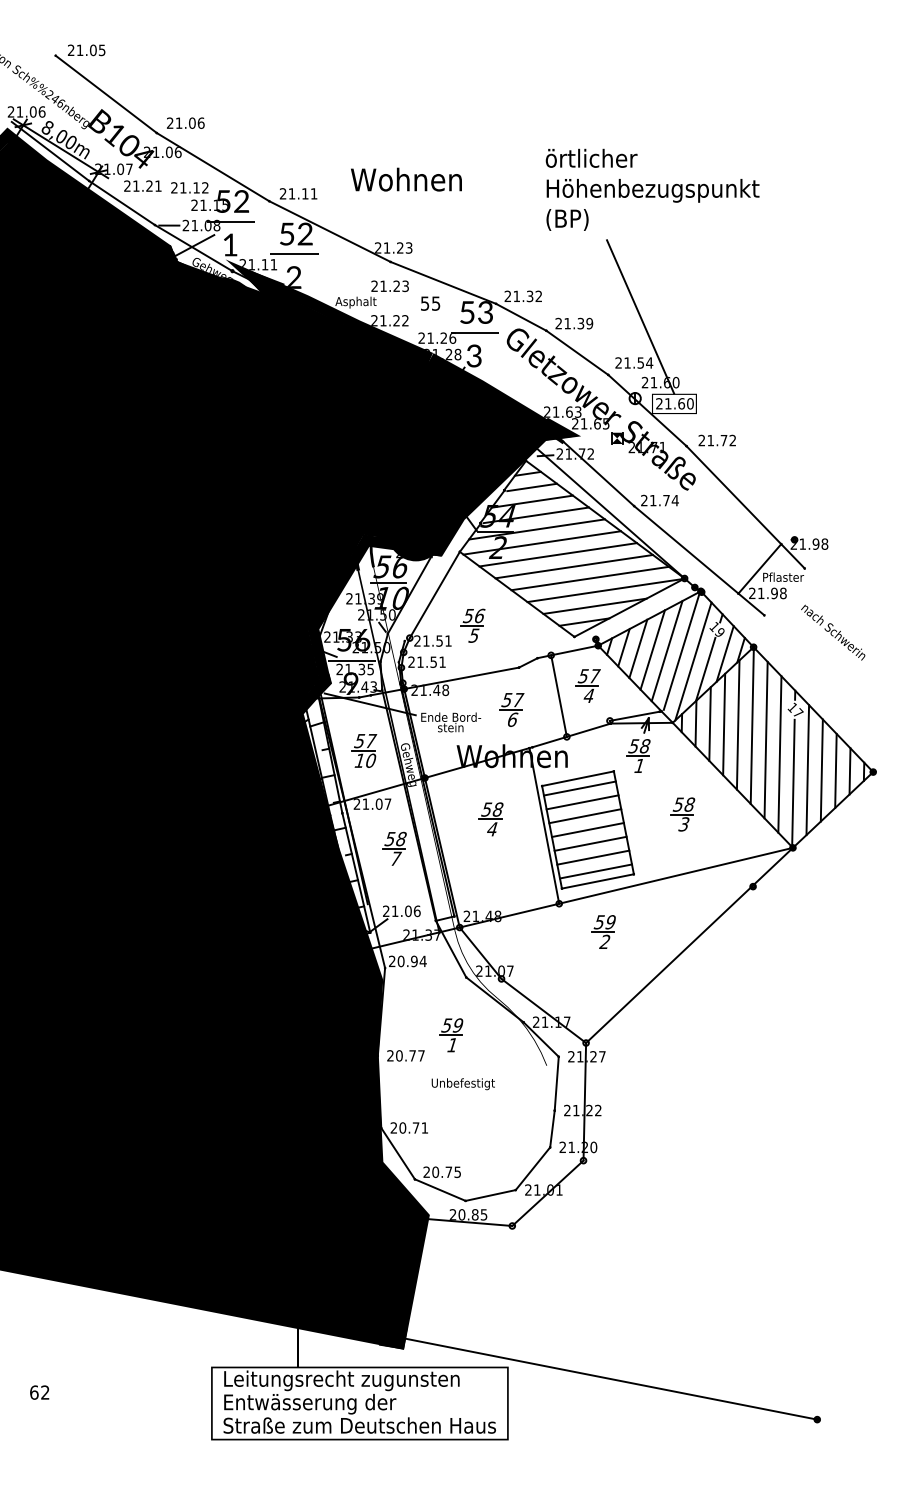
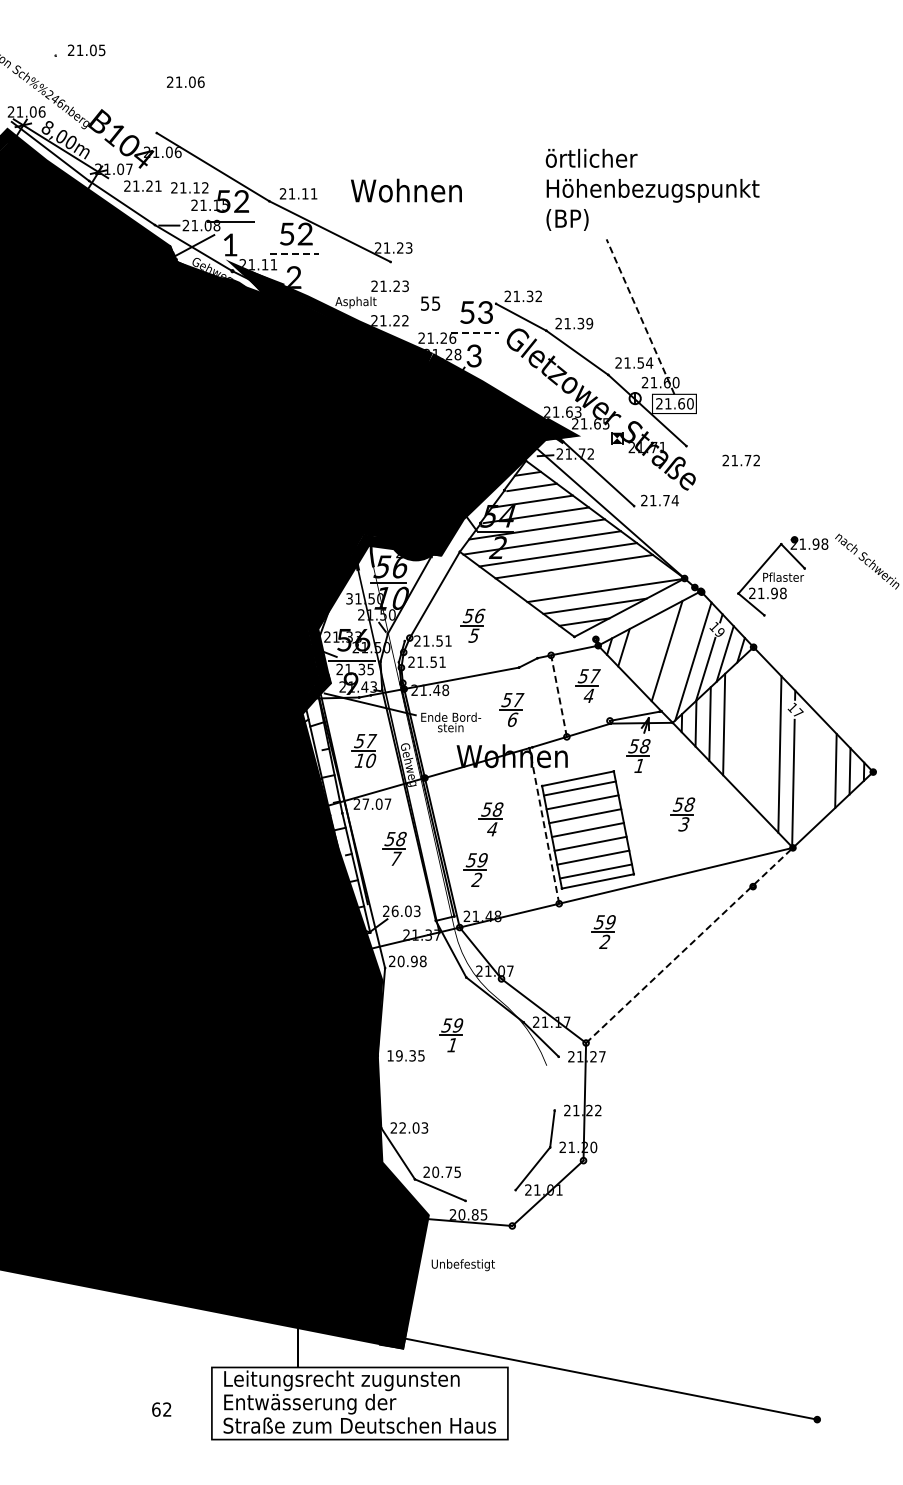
line: present -> none (105, 94)
text position: (185, 122) -> (185, 81) (185, 81)
text position: (406, 179) -> (406, 190) (406, 190)
line: solid -> dashed (294, 254)
line: present -> none (443, 282)
line: solid -> dashed (640, 316)
line: solid -> dashed (475, 332)
text position: (716, 440) -> (740, 460) (740, 460)
line: present -> none (733, 495)
line: present -> none (686, 549)
line: present -> none (589, 578)
text: 21.39 -> 31.50 (364, 598)
text position: (833, 632) -> (867, 561) (867, 561)
line: present -> none (638, 648)
line: present -> none (652, 649)
line: present -> none (681, 651)
line: solid -> dashed (559, 696)
line: present -> none (737, 724)
line: present -> none (751, 726)
line: present -> none (765, 739)
line: present -> none (807, 770)
line: present -> none (821, 770)
text: 21.07 -> 27.07 (365, 803)
line: solid -> dashed (544, 825)
part: none -> present (475, 869)
text: 21.06 -> 26.03 (405, 911)
line: solid -> dashed (689, 945)
text: 20.94 -> 20.98 (422, 961)
text: 20.77 -> 19.35 (405, 1055)
line: present -> none (556, 1083)
text position: (462, 1084) -> (462, 1265) (462, 1265)
text: 20.71 -> 22.03 (413, 1127)
line: present -> none (490, 1195)
text position: (39, 1392) -> (161, 1409) (161, 1409)
